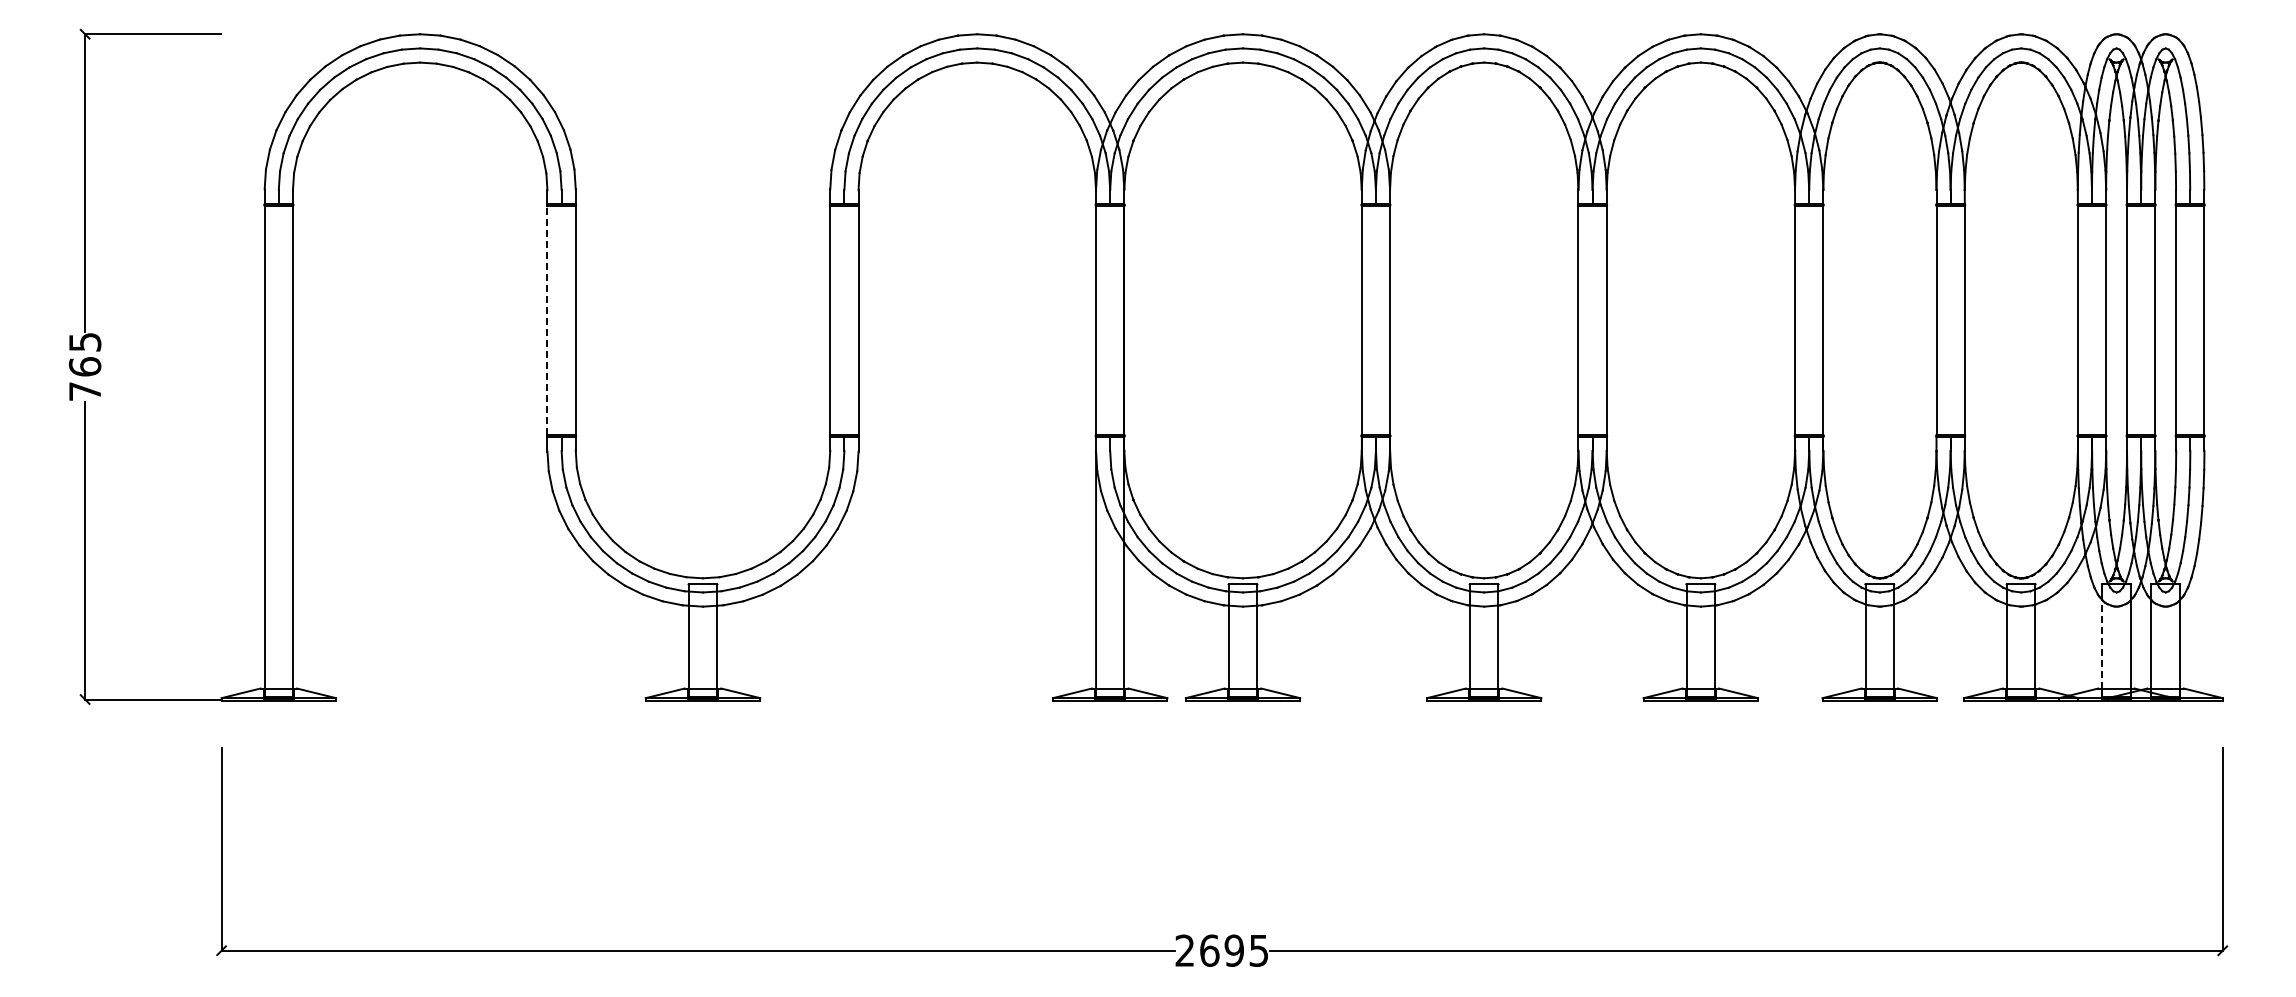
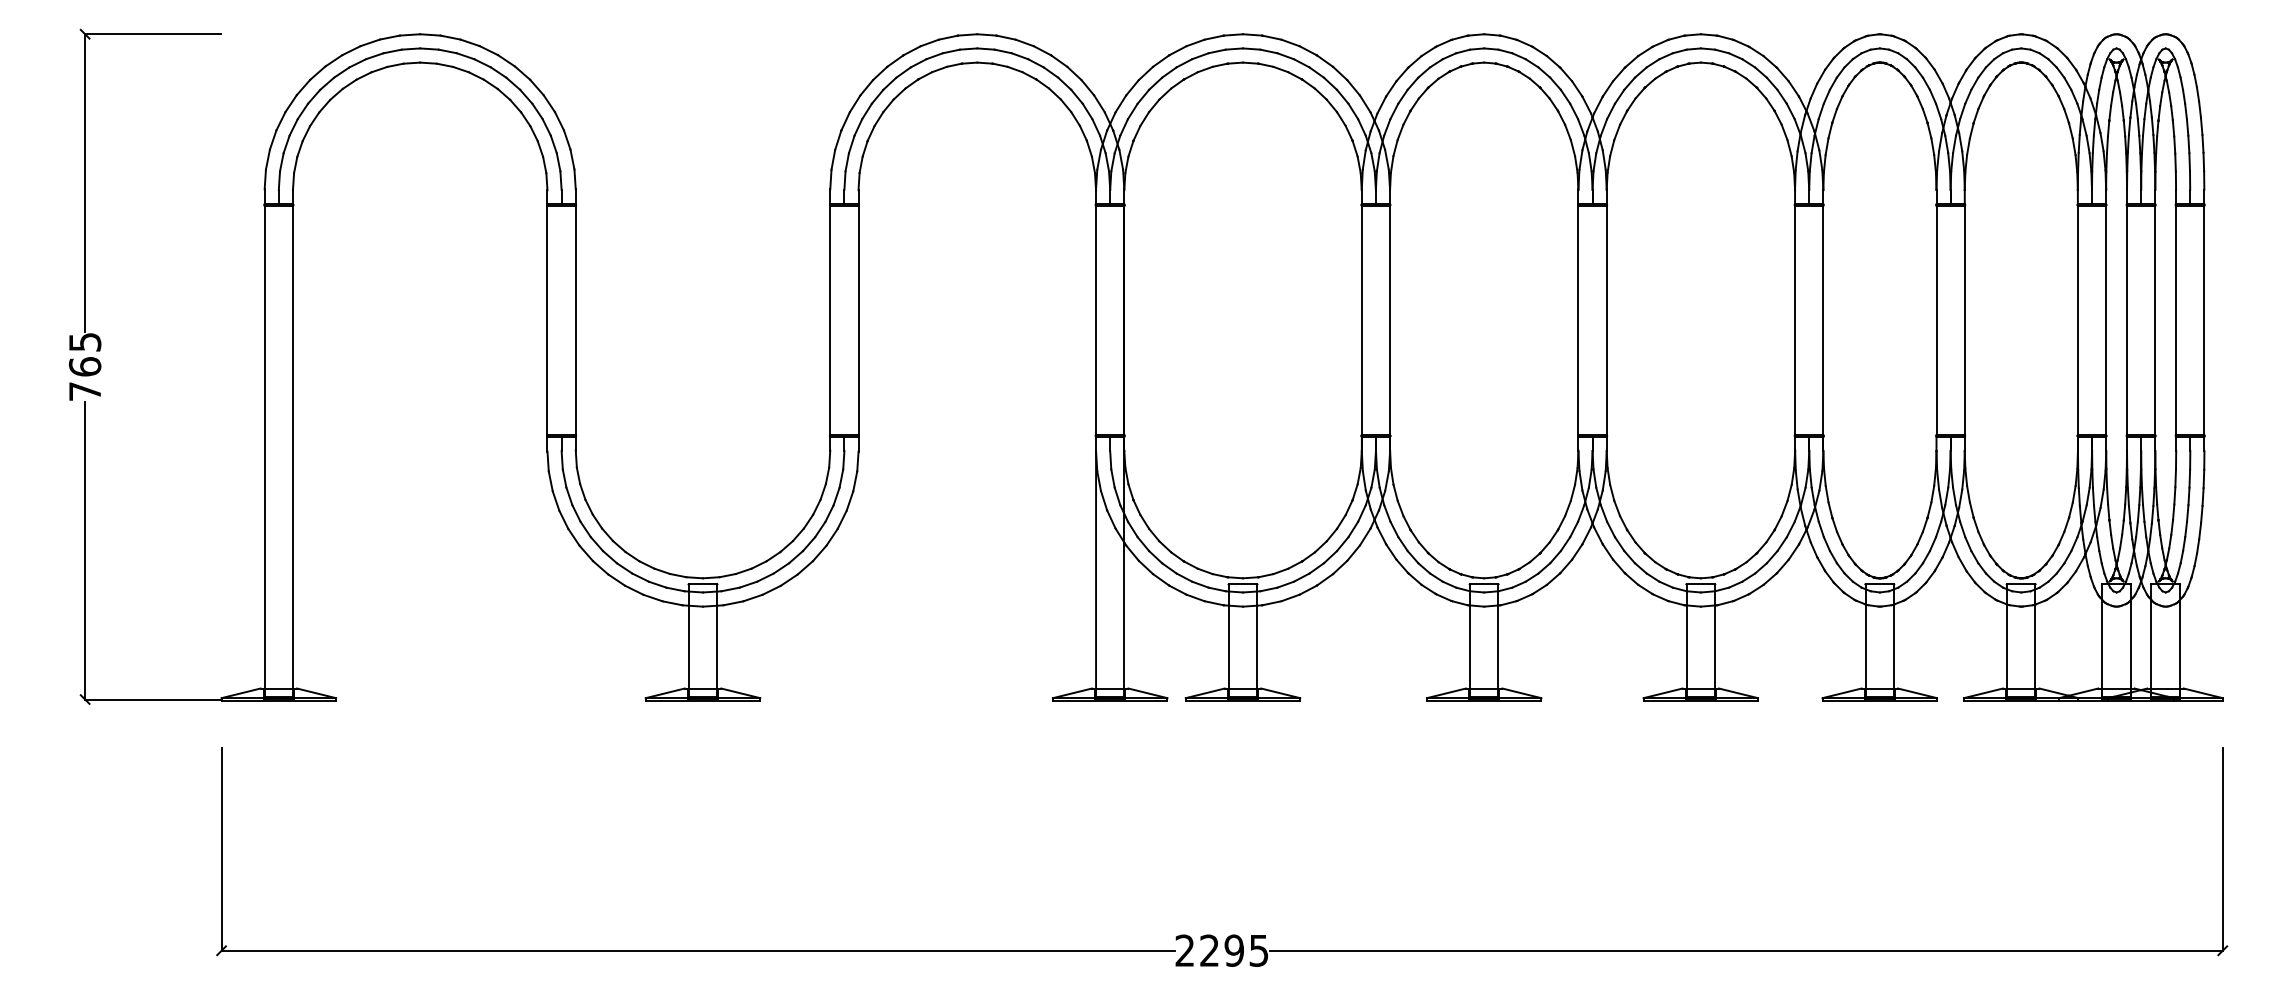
line: dashed -> solid (547, 319)
line: dashed -> solid (2102, 643)
text: 2695 -> 2295 (1209, 950)
